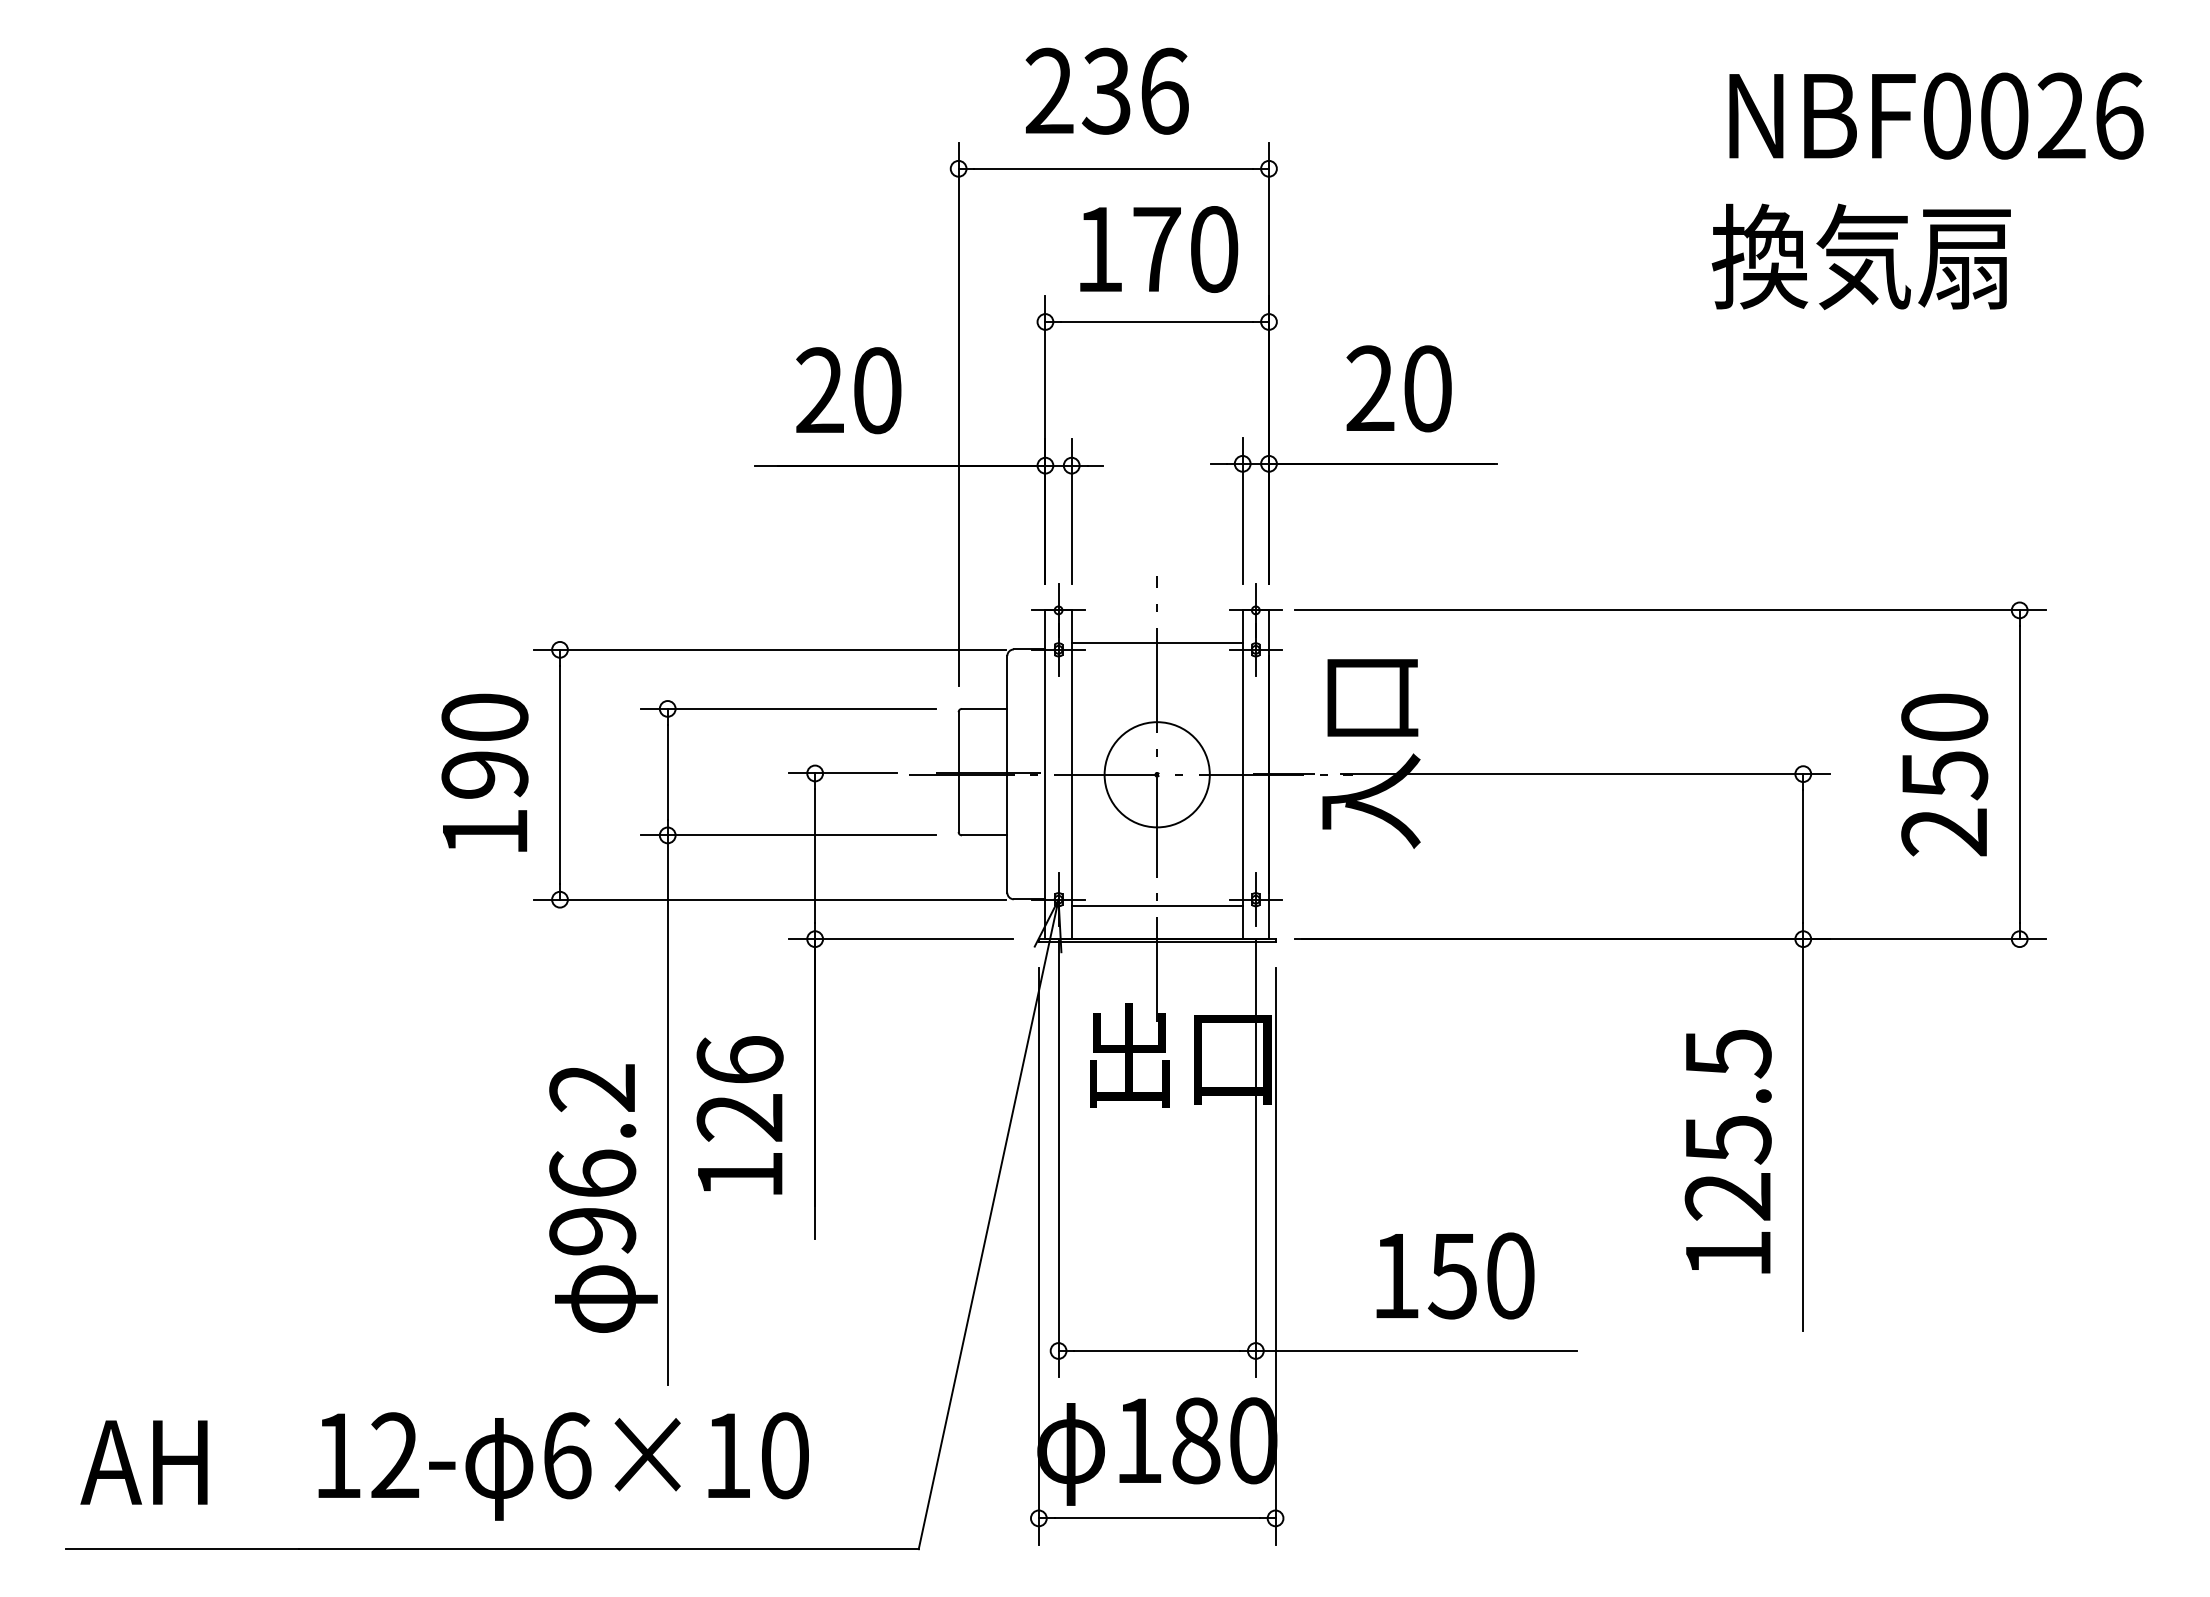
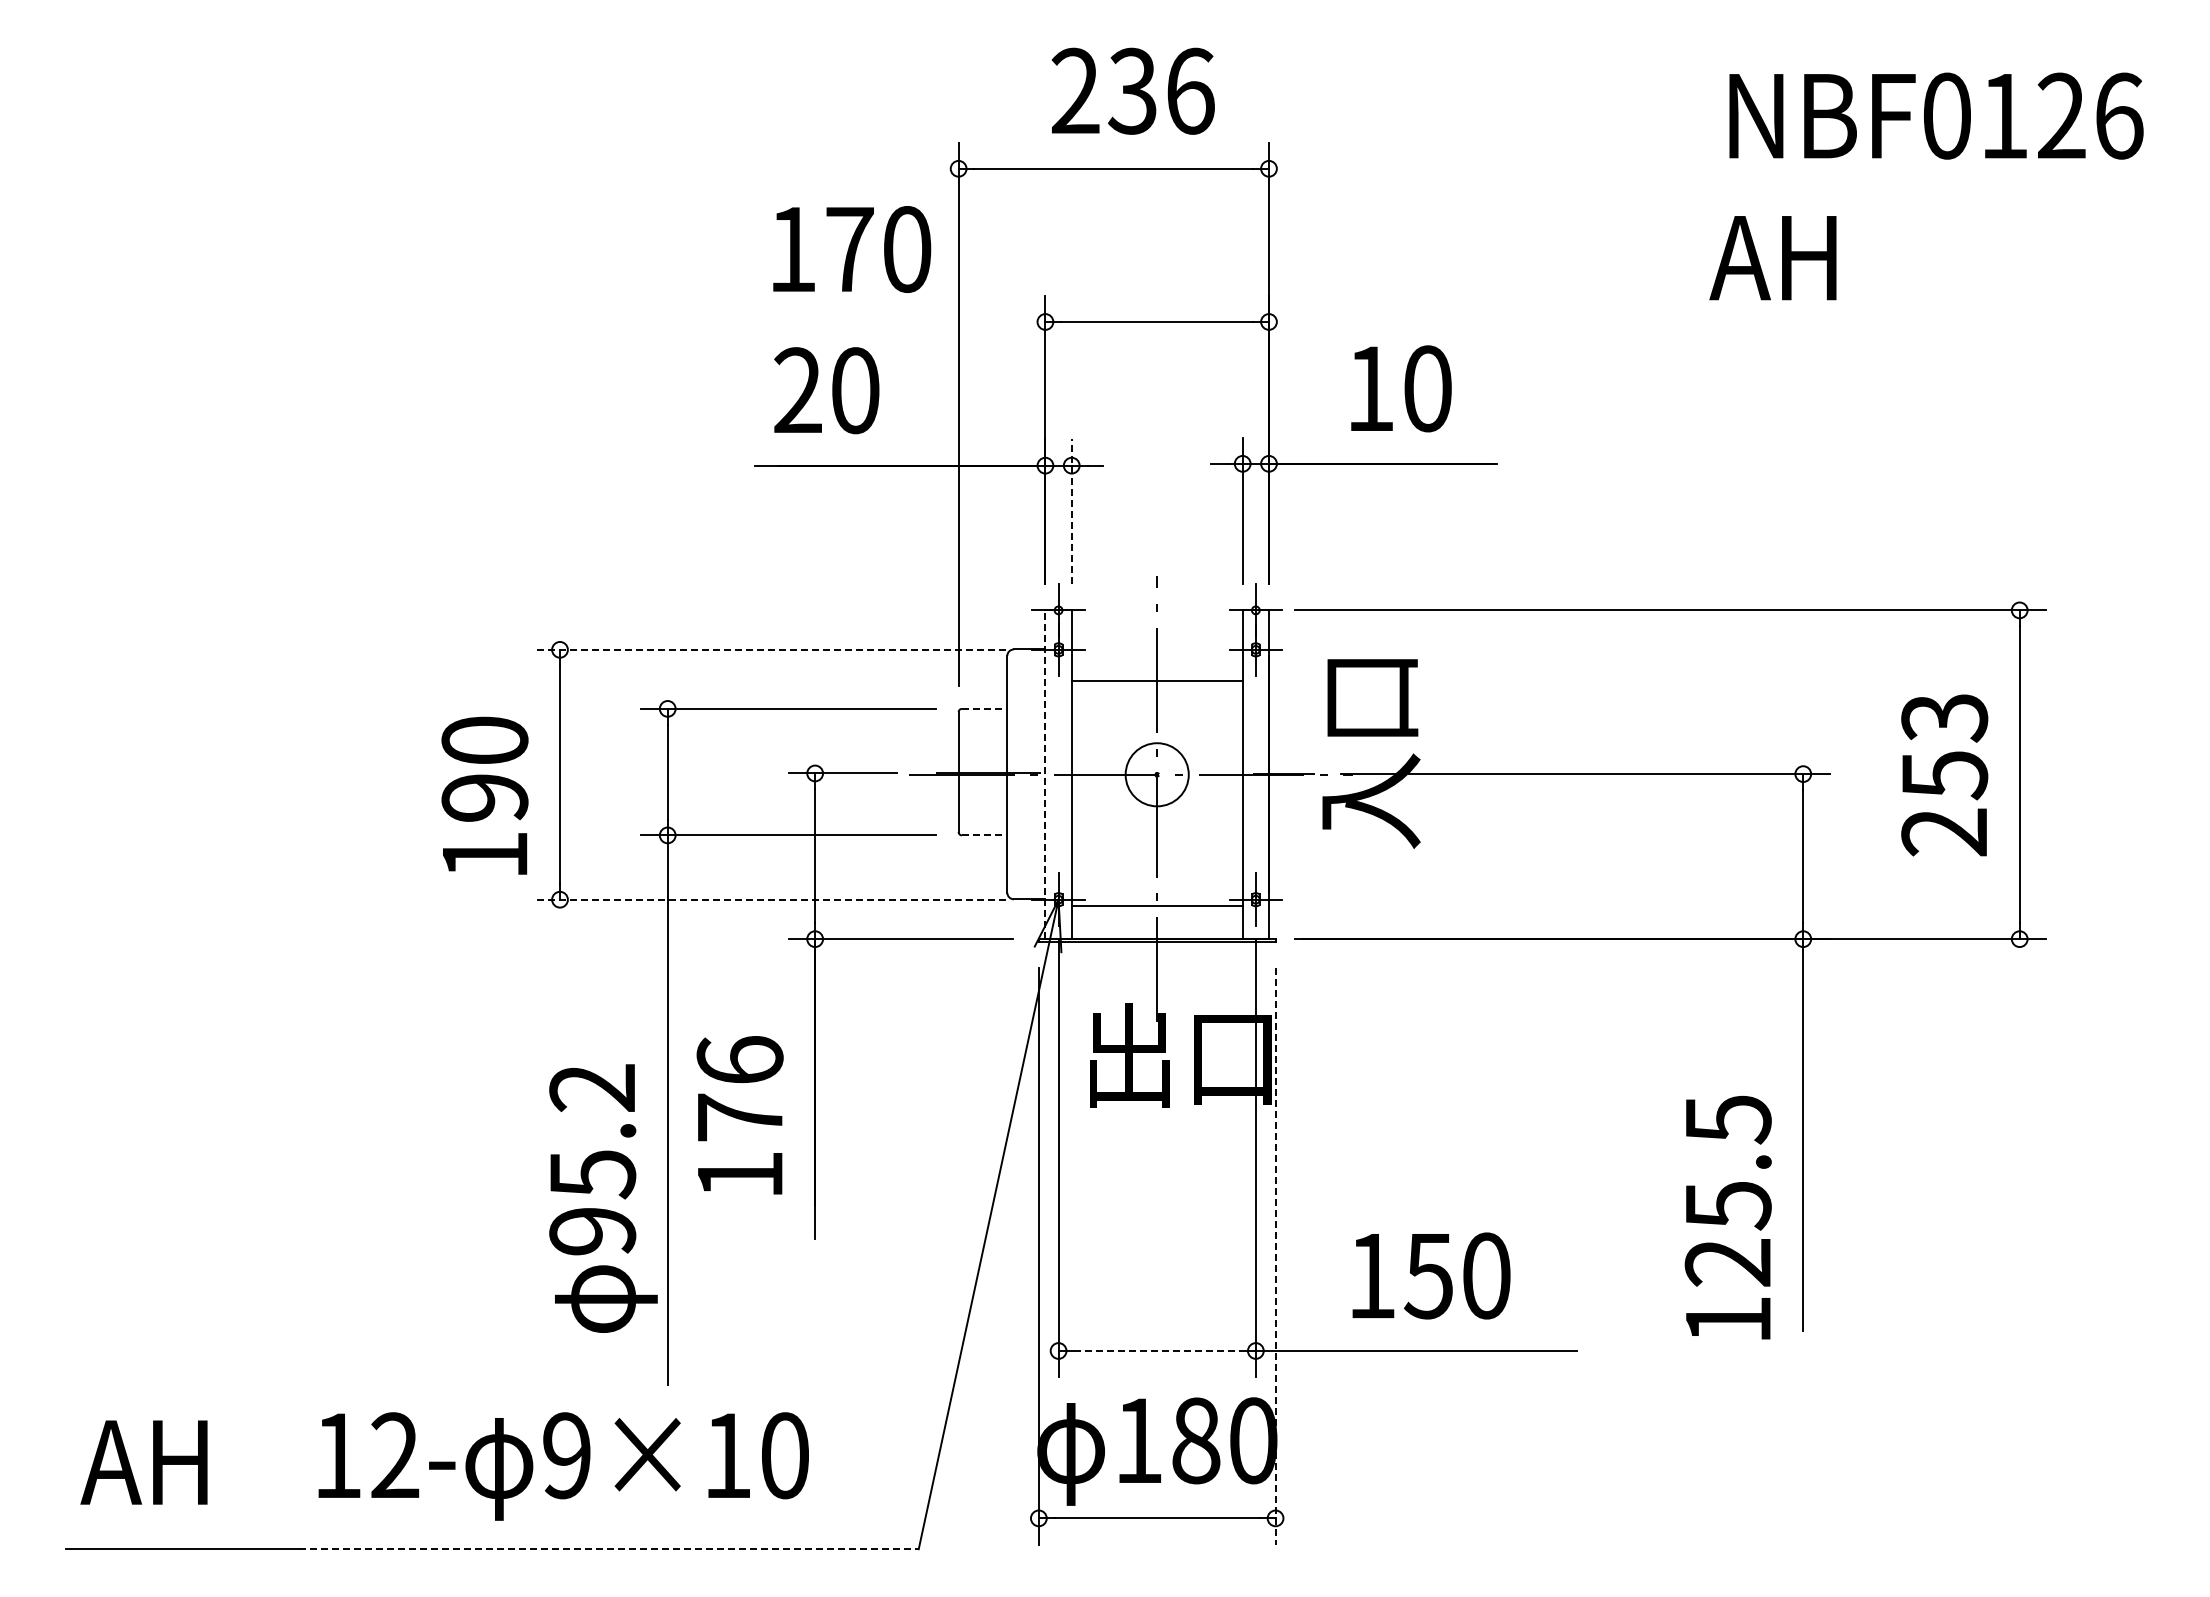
text position: (1106, 90) -> (1132, 90) (1132, 90)
text: NBF0026 -> NBF0126 (2004, 115)
text position: (1159, 249) -> (852, 249) (852, 249)
text: 換気扇 -> AH (1859, 256)
text: 20 -> 10 (1370, 387)
text position: (848, 390) -> (826, 390) (826, 390)
line: solid -> dashed (1071, 511)
line position: (1156, 643) -> (1156, 681) (1156, 681)
line: solid -> dashed (769, 649)
line: solid -> dashed (984, 708)
text: 250 -> 253 (1944, 717)
text position: (484, 772) -> (484, 795) (484, 795)
line: solid -> dashed (1045, 774)
circle diameter: 105 px -> 63 px (1156, 774)
line: solid -> dashed (984, 835)
line: solid -> dashed (769, 899)
text: 126 -> 176 (739, 1117)
text position: (1727, 1151) -> (1727, 1217) (1727, 1217)
text: 96.2 -> 95.2 (592, 1174)
line: solid -> dashed (1275, 1256)
text position: (1455, 1275) -> (1431, 1275) (1431, 1275)
line: solid -> dashed (1157, 1350)
text: 6×10 -> 9×10 (567, 1455)
line: solid -> dashed (609, 1549)
